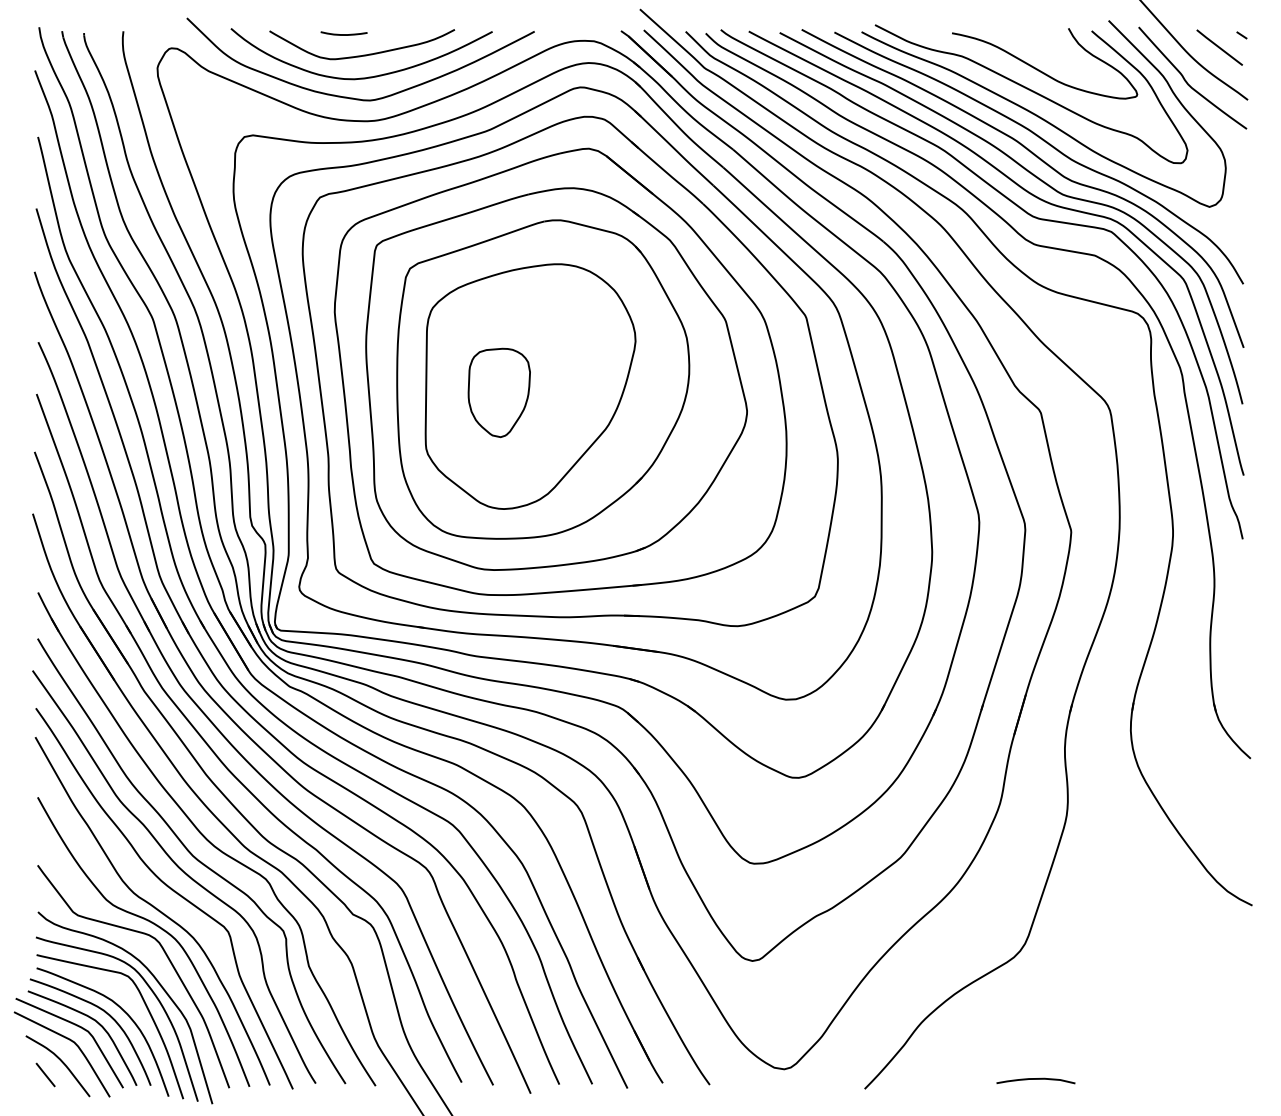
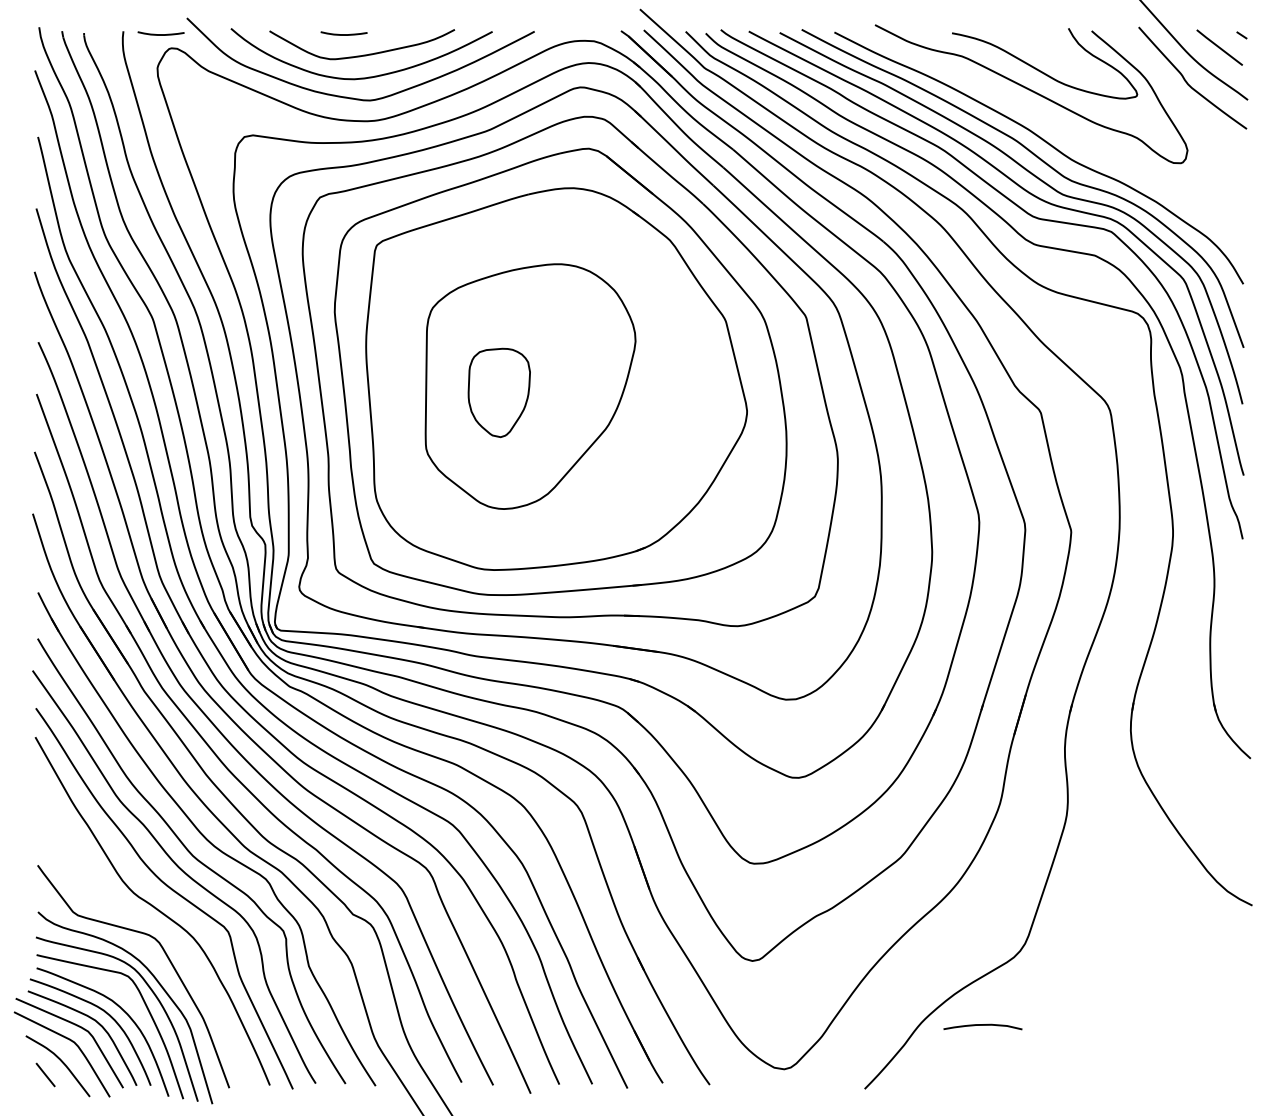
curve: none -> present (160, 34)
curve: present -> none (1042, 117)
part: present -> none (543, 379)
curve: present -> none (154, 925)
curve position: (1035, 1079) -> (982, 1025) (982, 1025)
